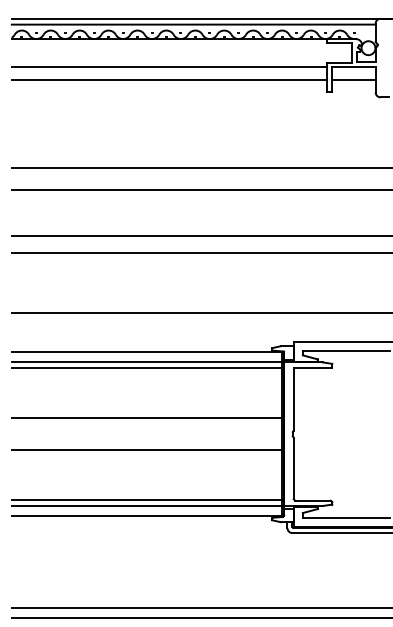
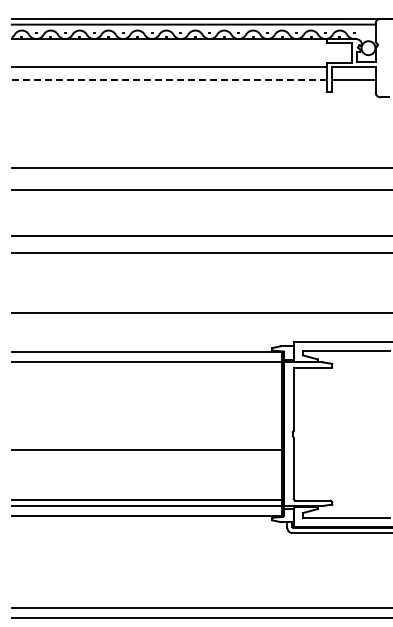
line: solid -> dashed (169, 80)
line: present -> none (146, 368)
line: present -> none (146, 418)
